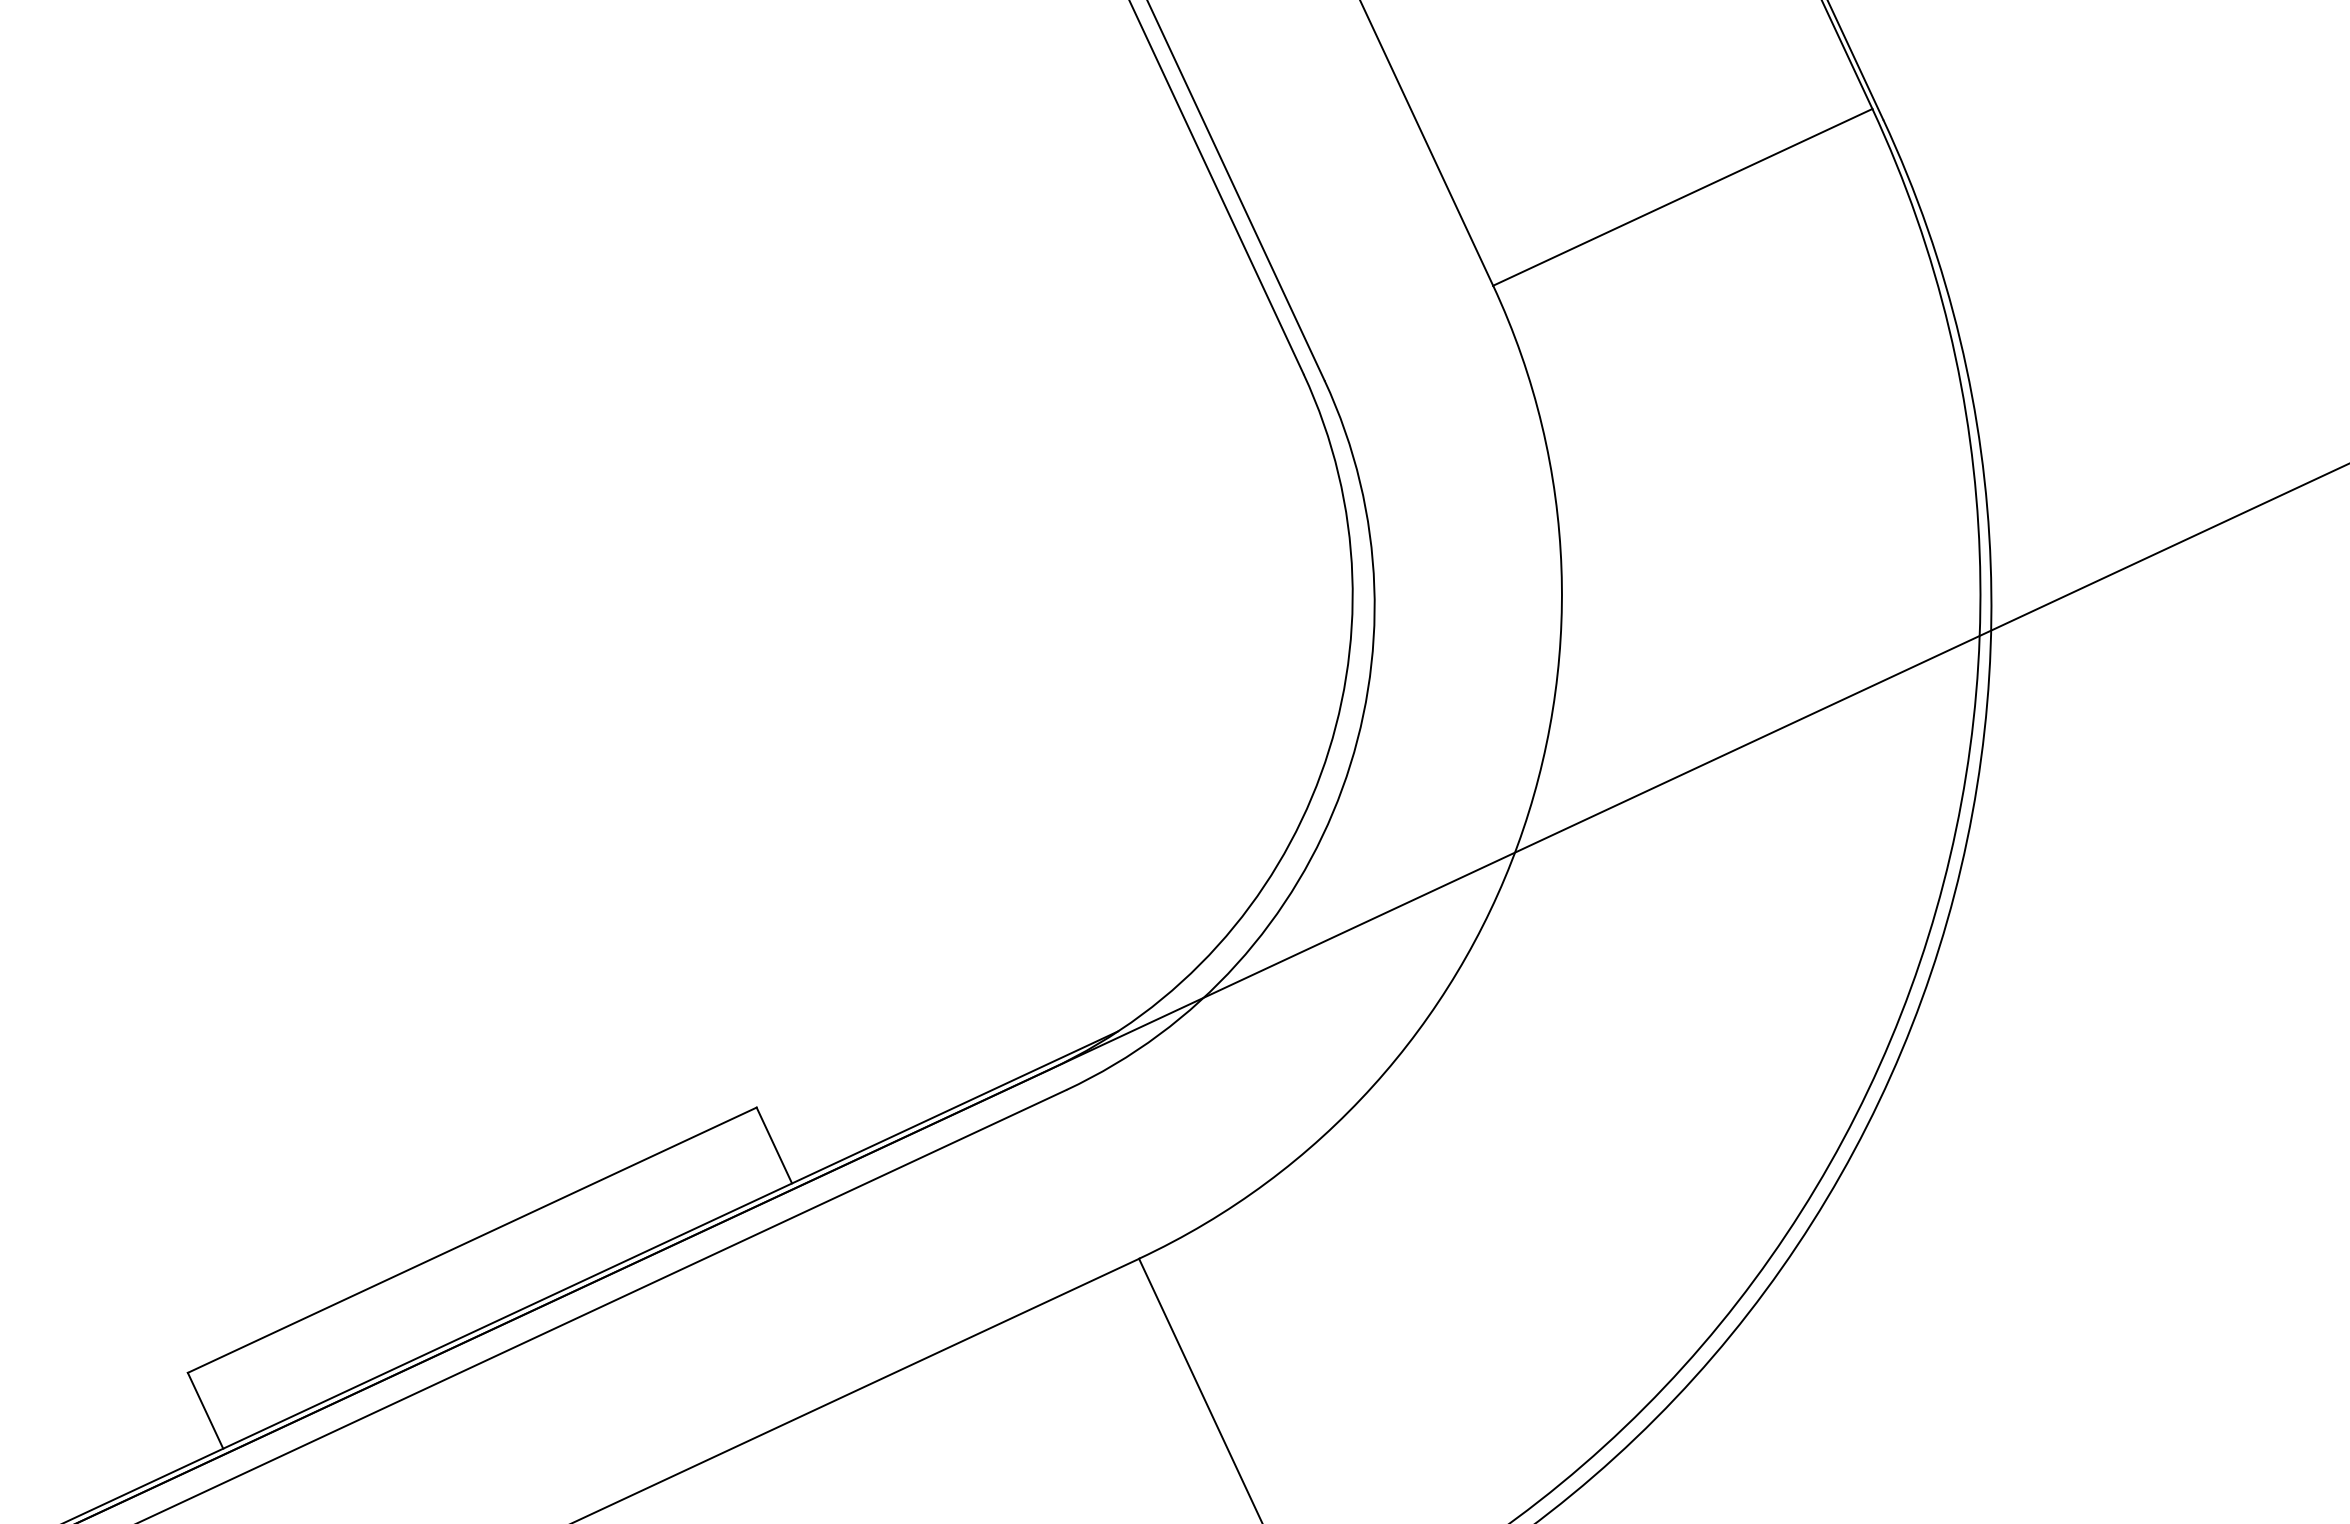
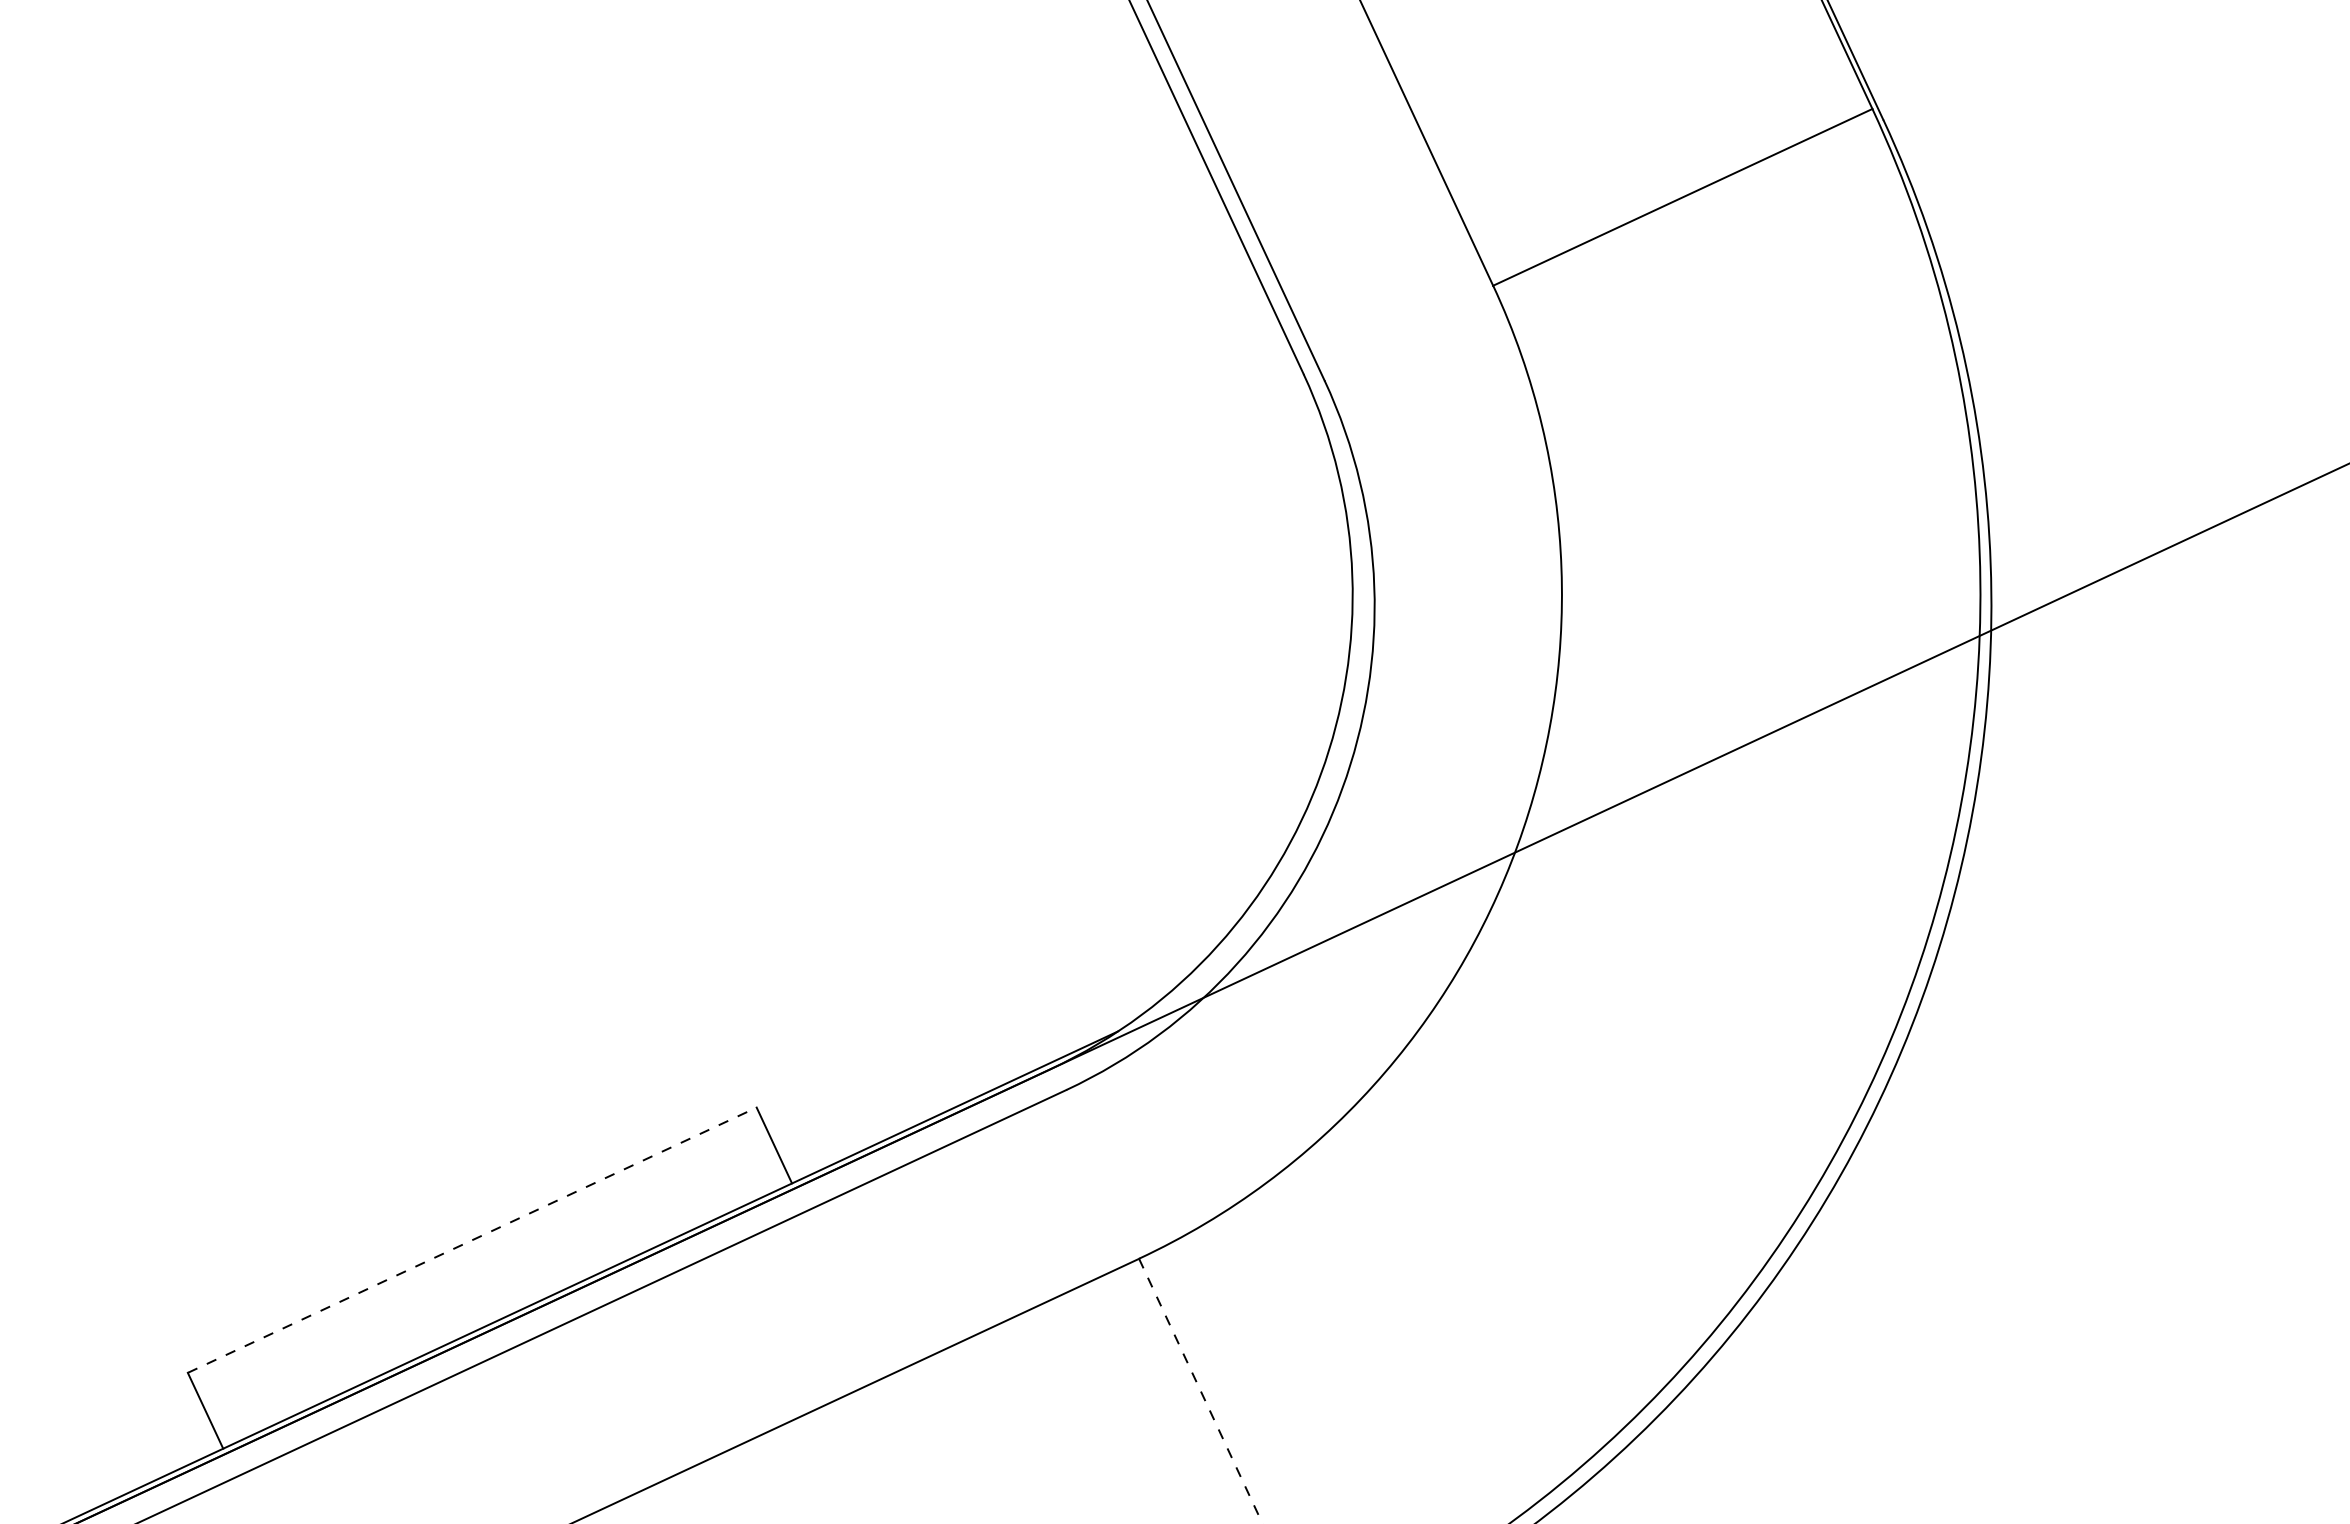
line: solid -> dashed (472, 1240)
line: solid -> dashed (1201, 1391)
